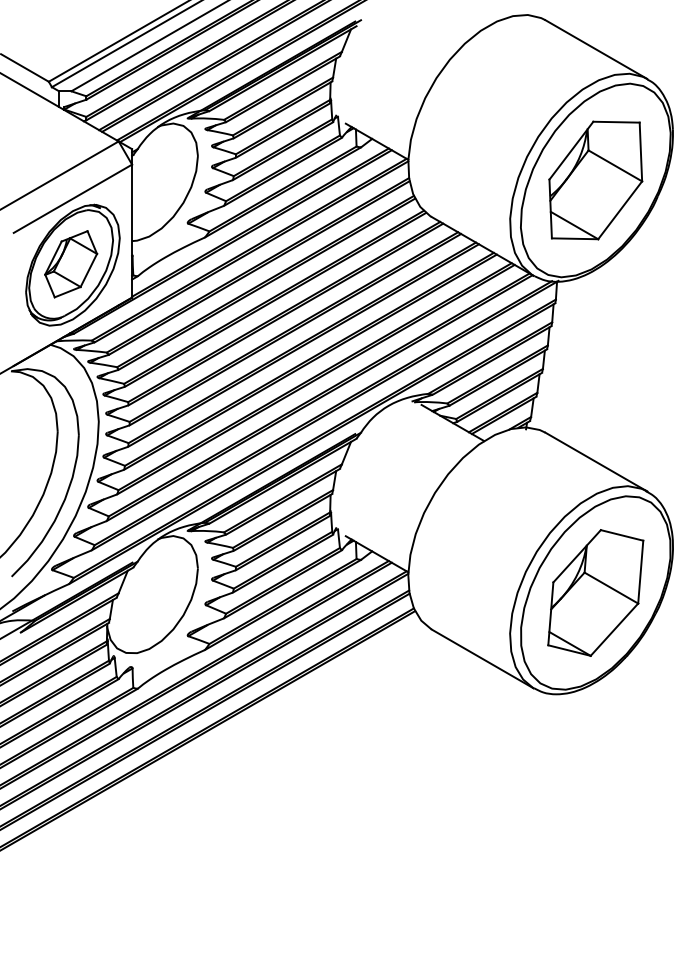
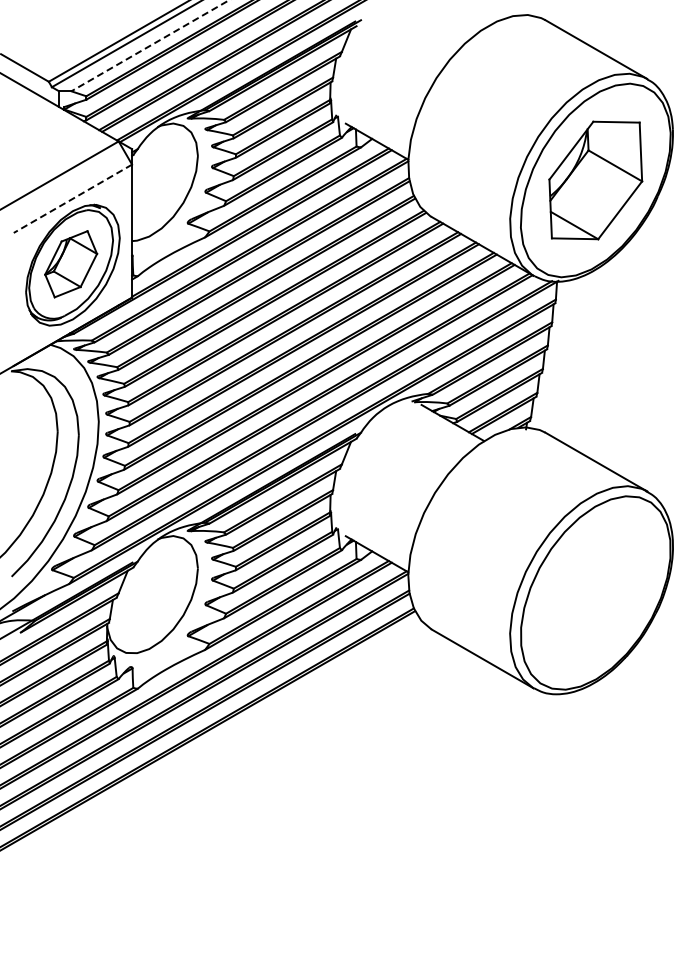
line: solid -> dashed (150, 45)
line: solid -> dashed (72, 199)
part: present -> none (595, 592)
